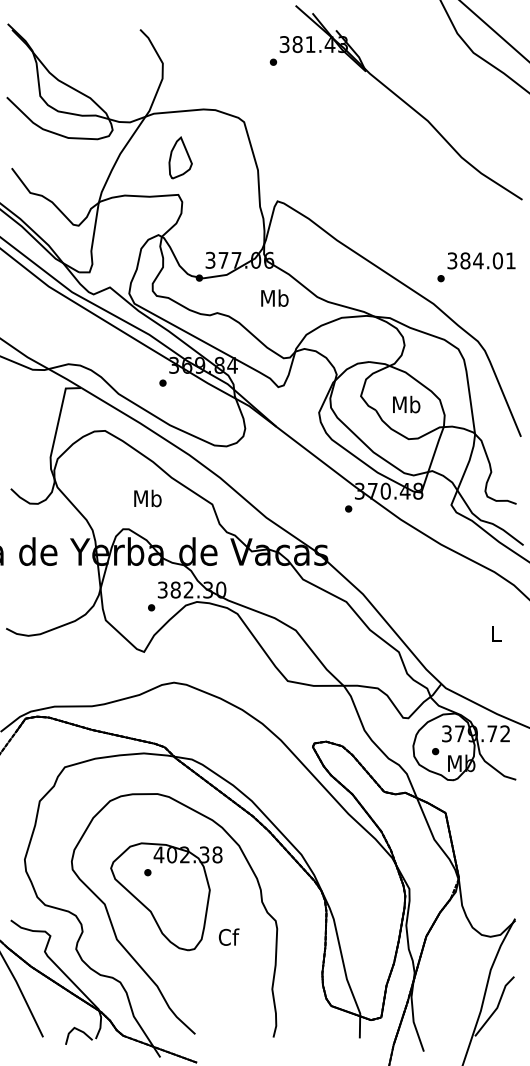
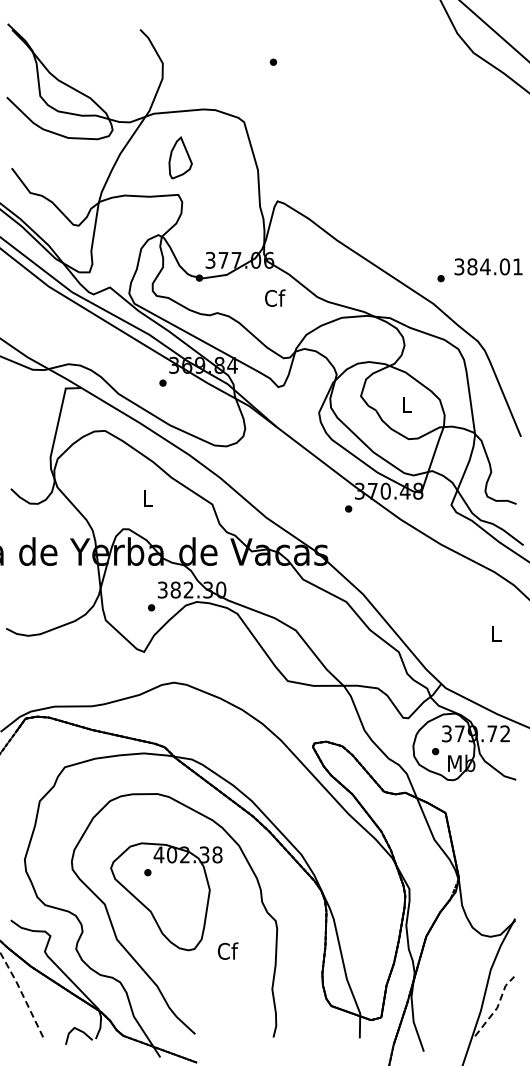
part: present -> none (400, 102)
text position: (481, 260) -> (488, 266) (488, 266)
text: Mb -> Cf (274, 297)
text: Mb -> L (406, 404)
text: Mb -> L (147, 498)
text position: (228, 936) -> (227, 950) (227, 950)
line: solid -> dashed (21, 993)
line: solid -> dashed (497, 1007)
